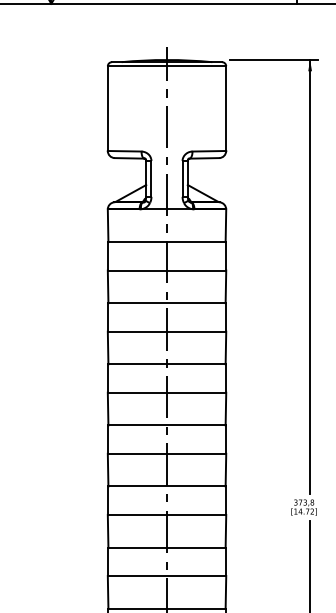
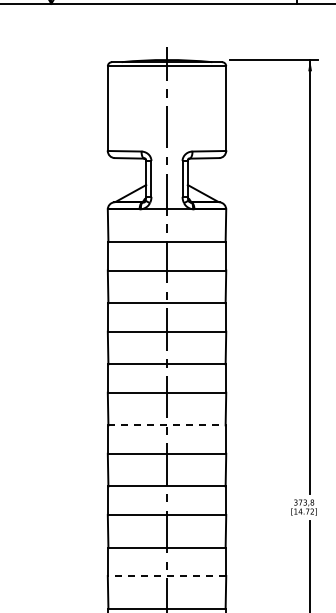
line: solid -> dashed (167, 425)
line: solid -> dashed (166, 575)
